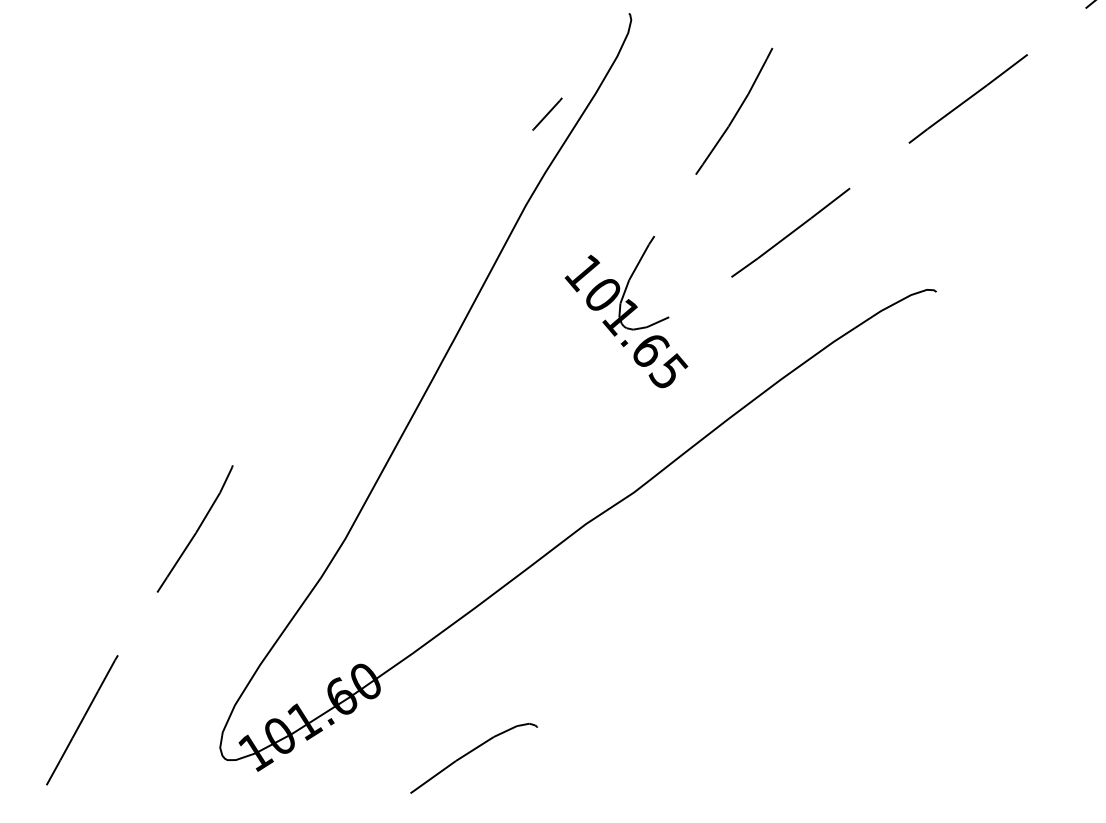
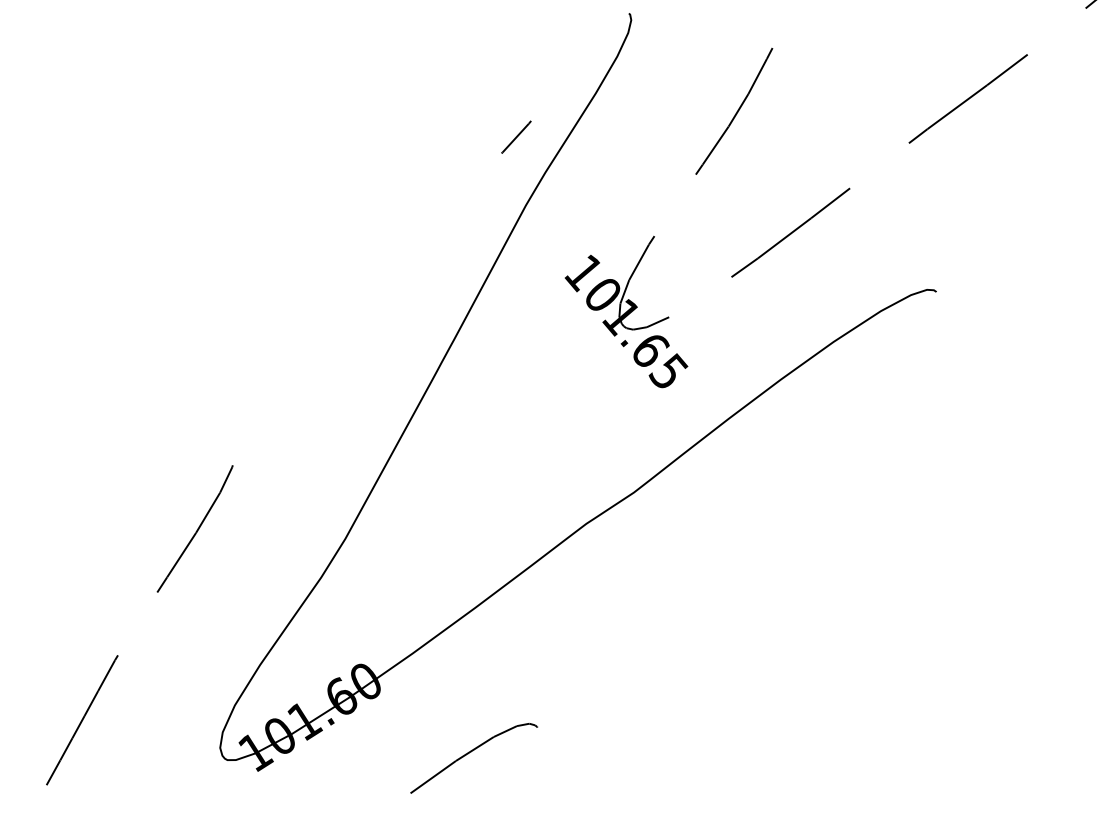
line position: (547, 113) -> (516, 136) (516, 136)
